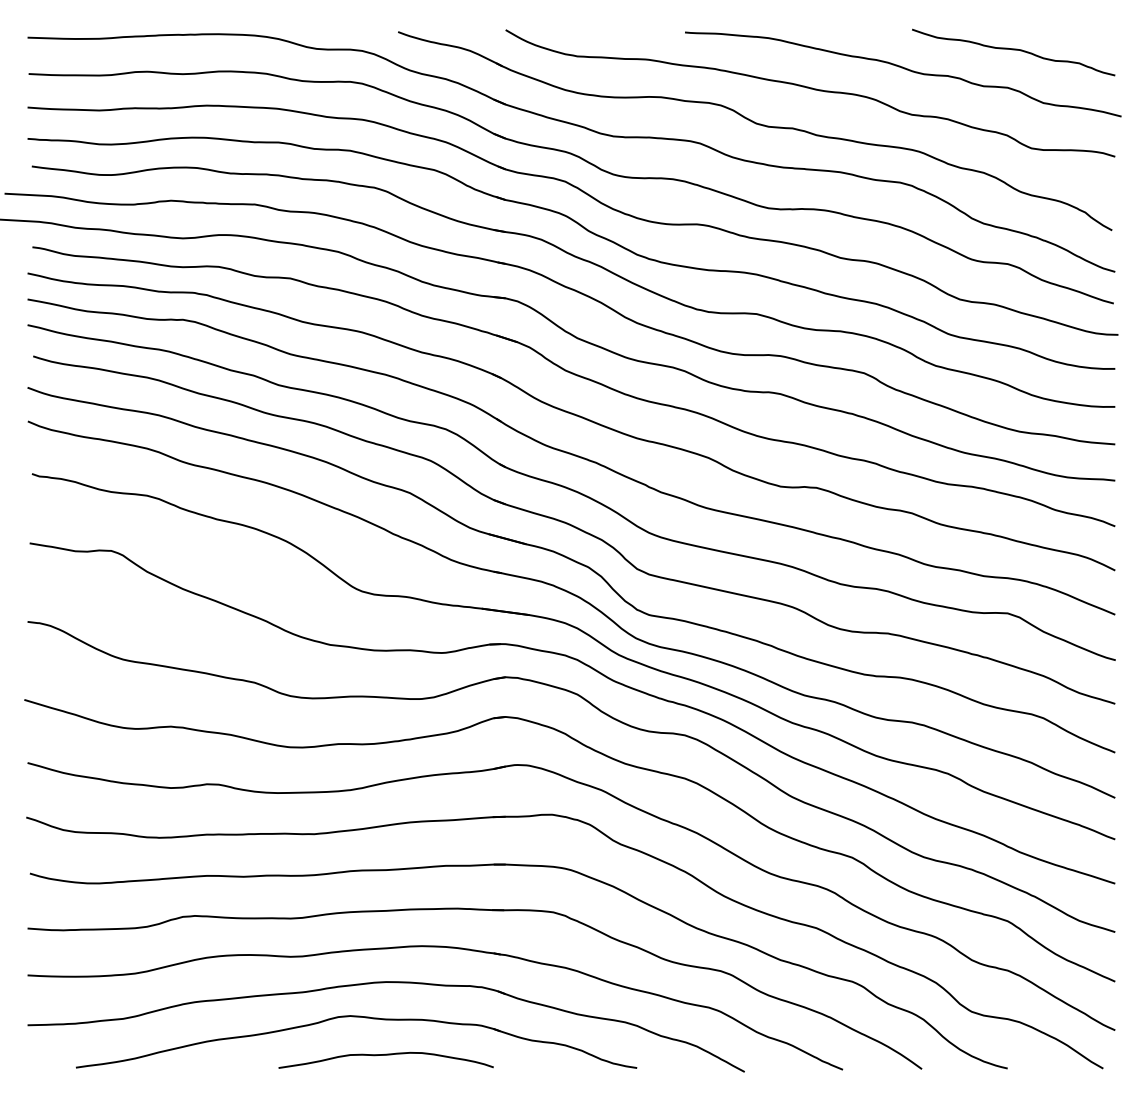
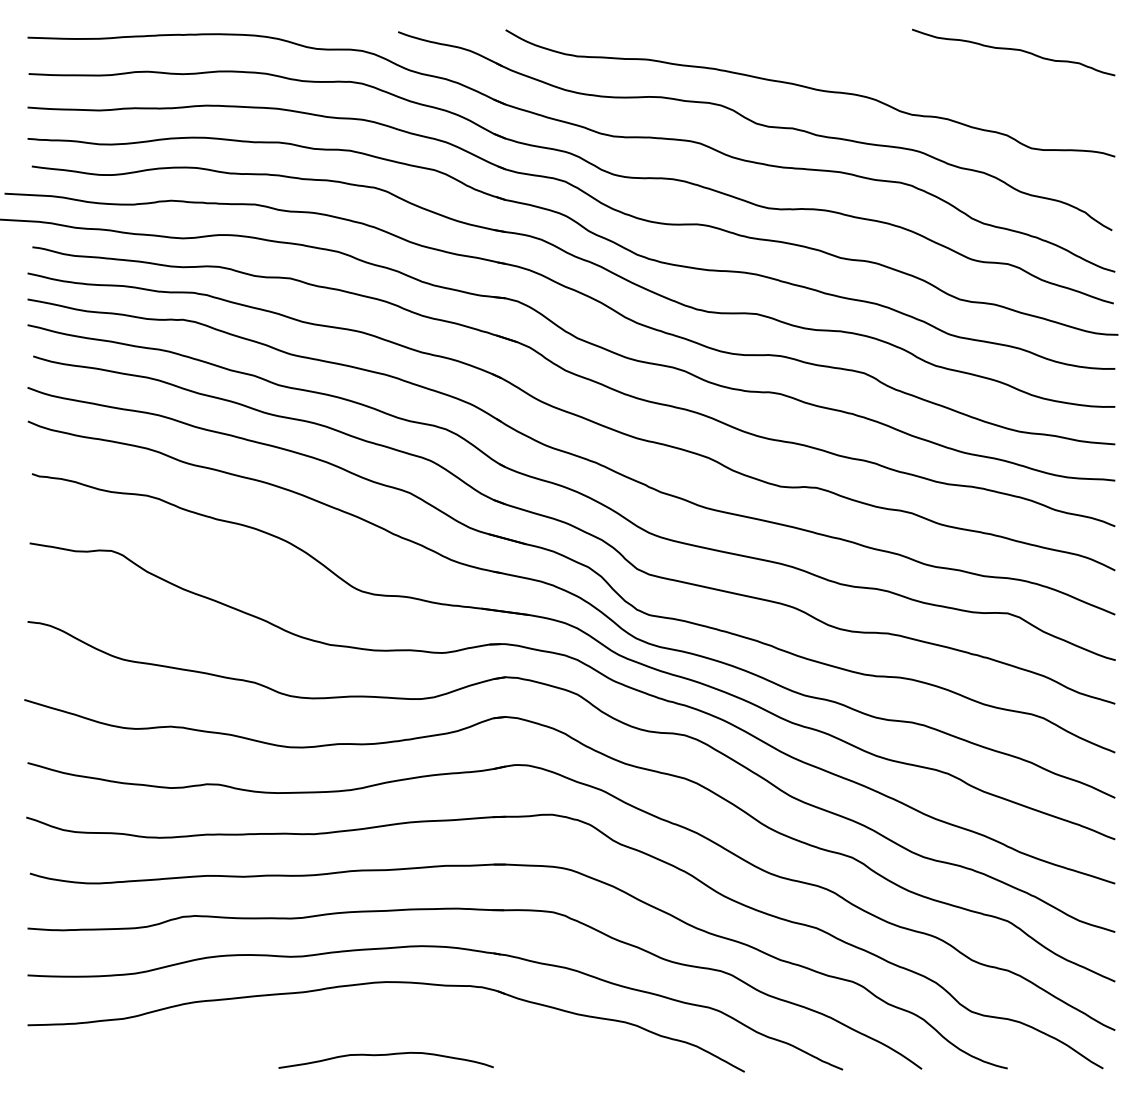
curve: present -> none (906, 70)
part: present -> none (356, 1017)
